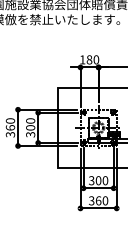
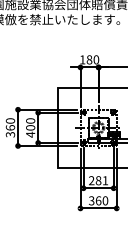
text: 300 -> 400 (30, 134)
text: 300 -> 281 (98, 180)
